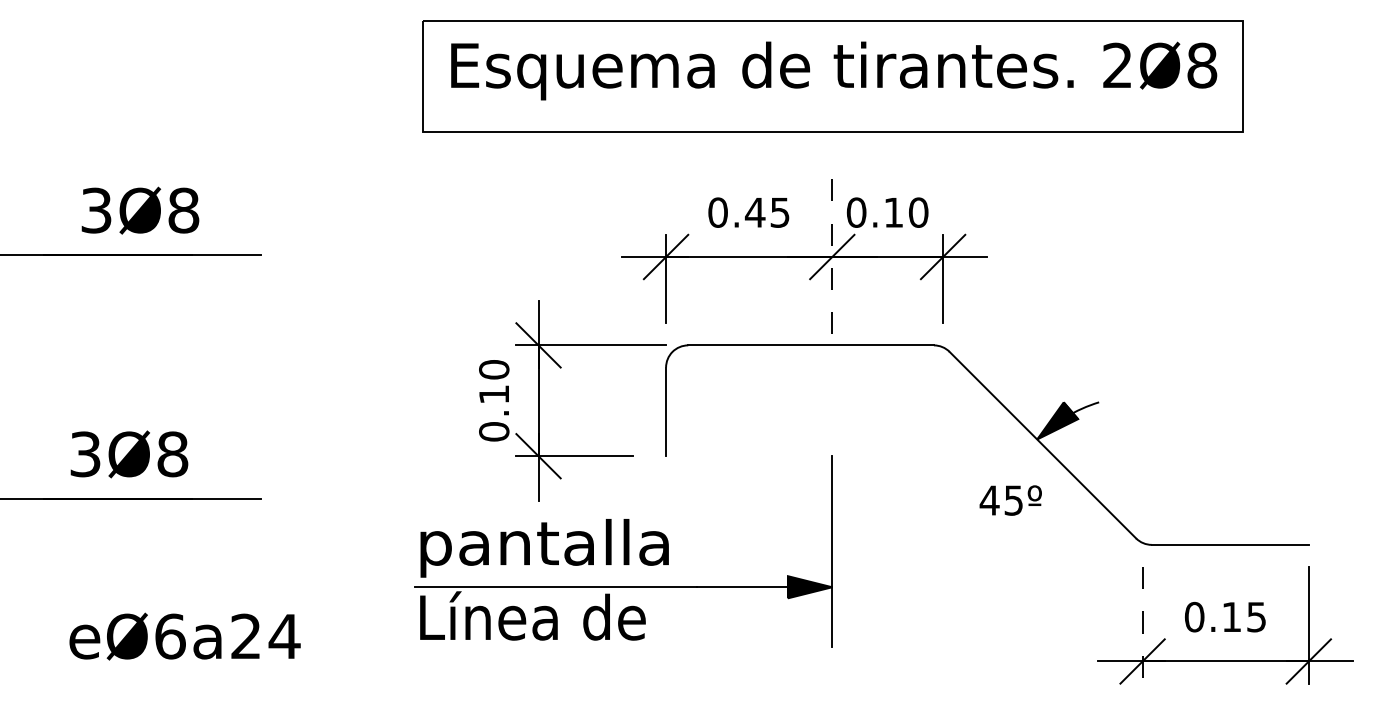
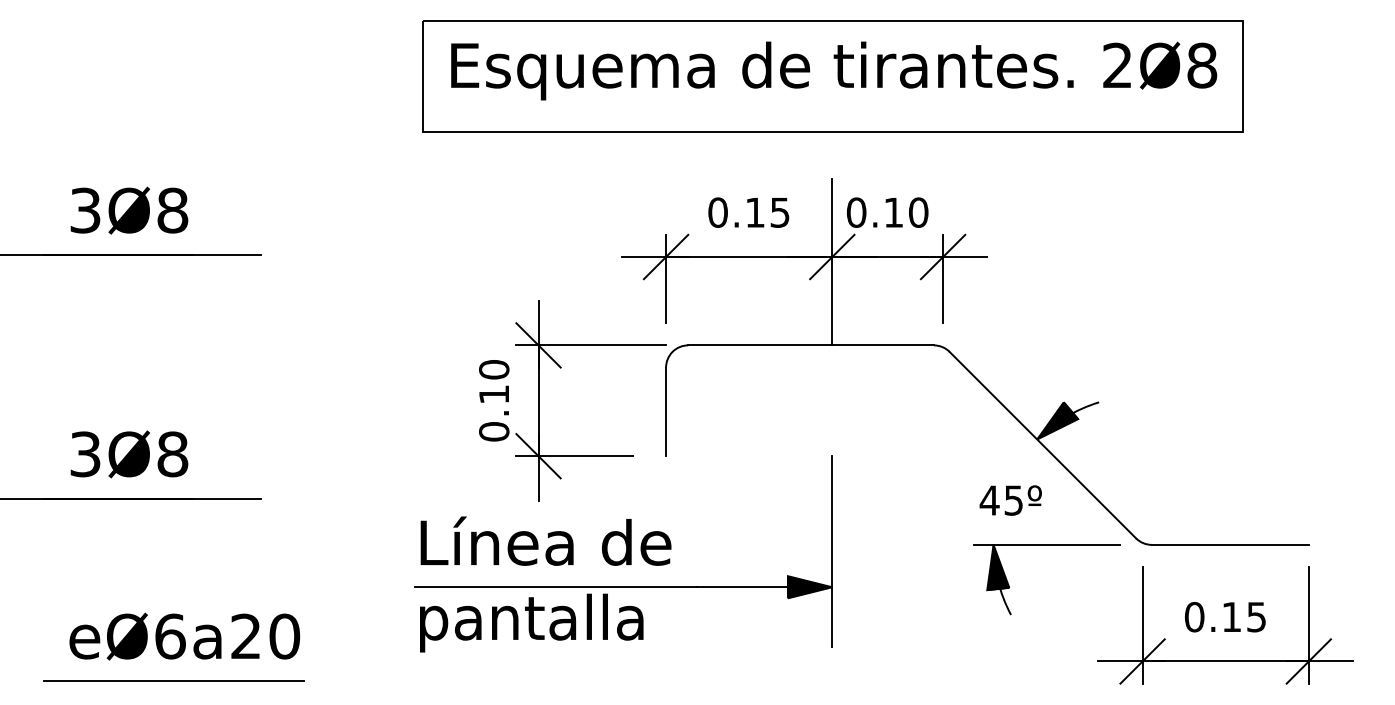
text position: (140, 210) -> (129, 210) (129, 210)
text: 0.45 -> 0.15 (754, 212)
line: dashed -> solid (832, 262)
part: none -> present (1046, 545)
text: pantalla -> Línea de (545, 546)
text: Línea de -> pantalla (532, 621)
line: dashed -> solid (1142, 625)
text: eØ6a24 -> eØ6a20 (284, 636)
line: none -> present (173, 680)
